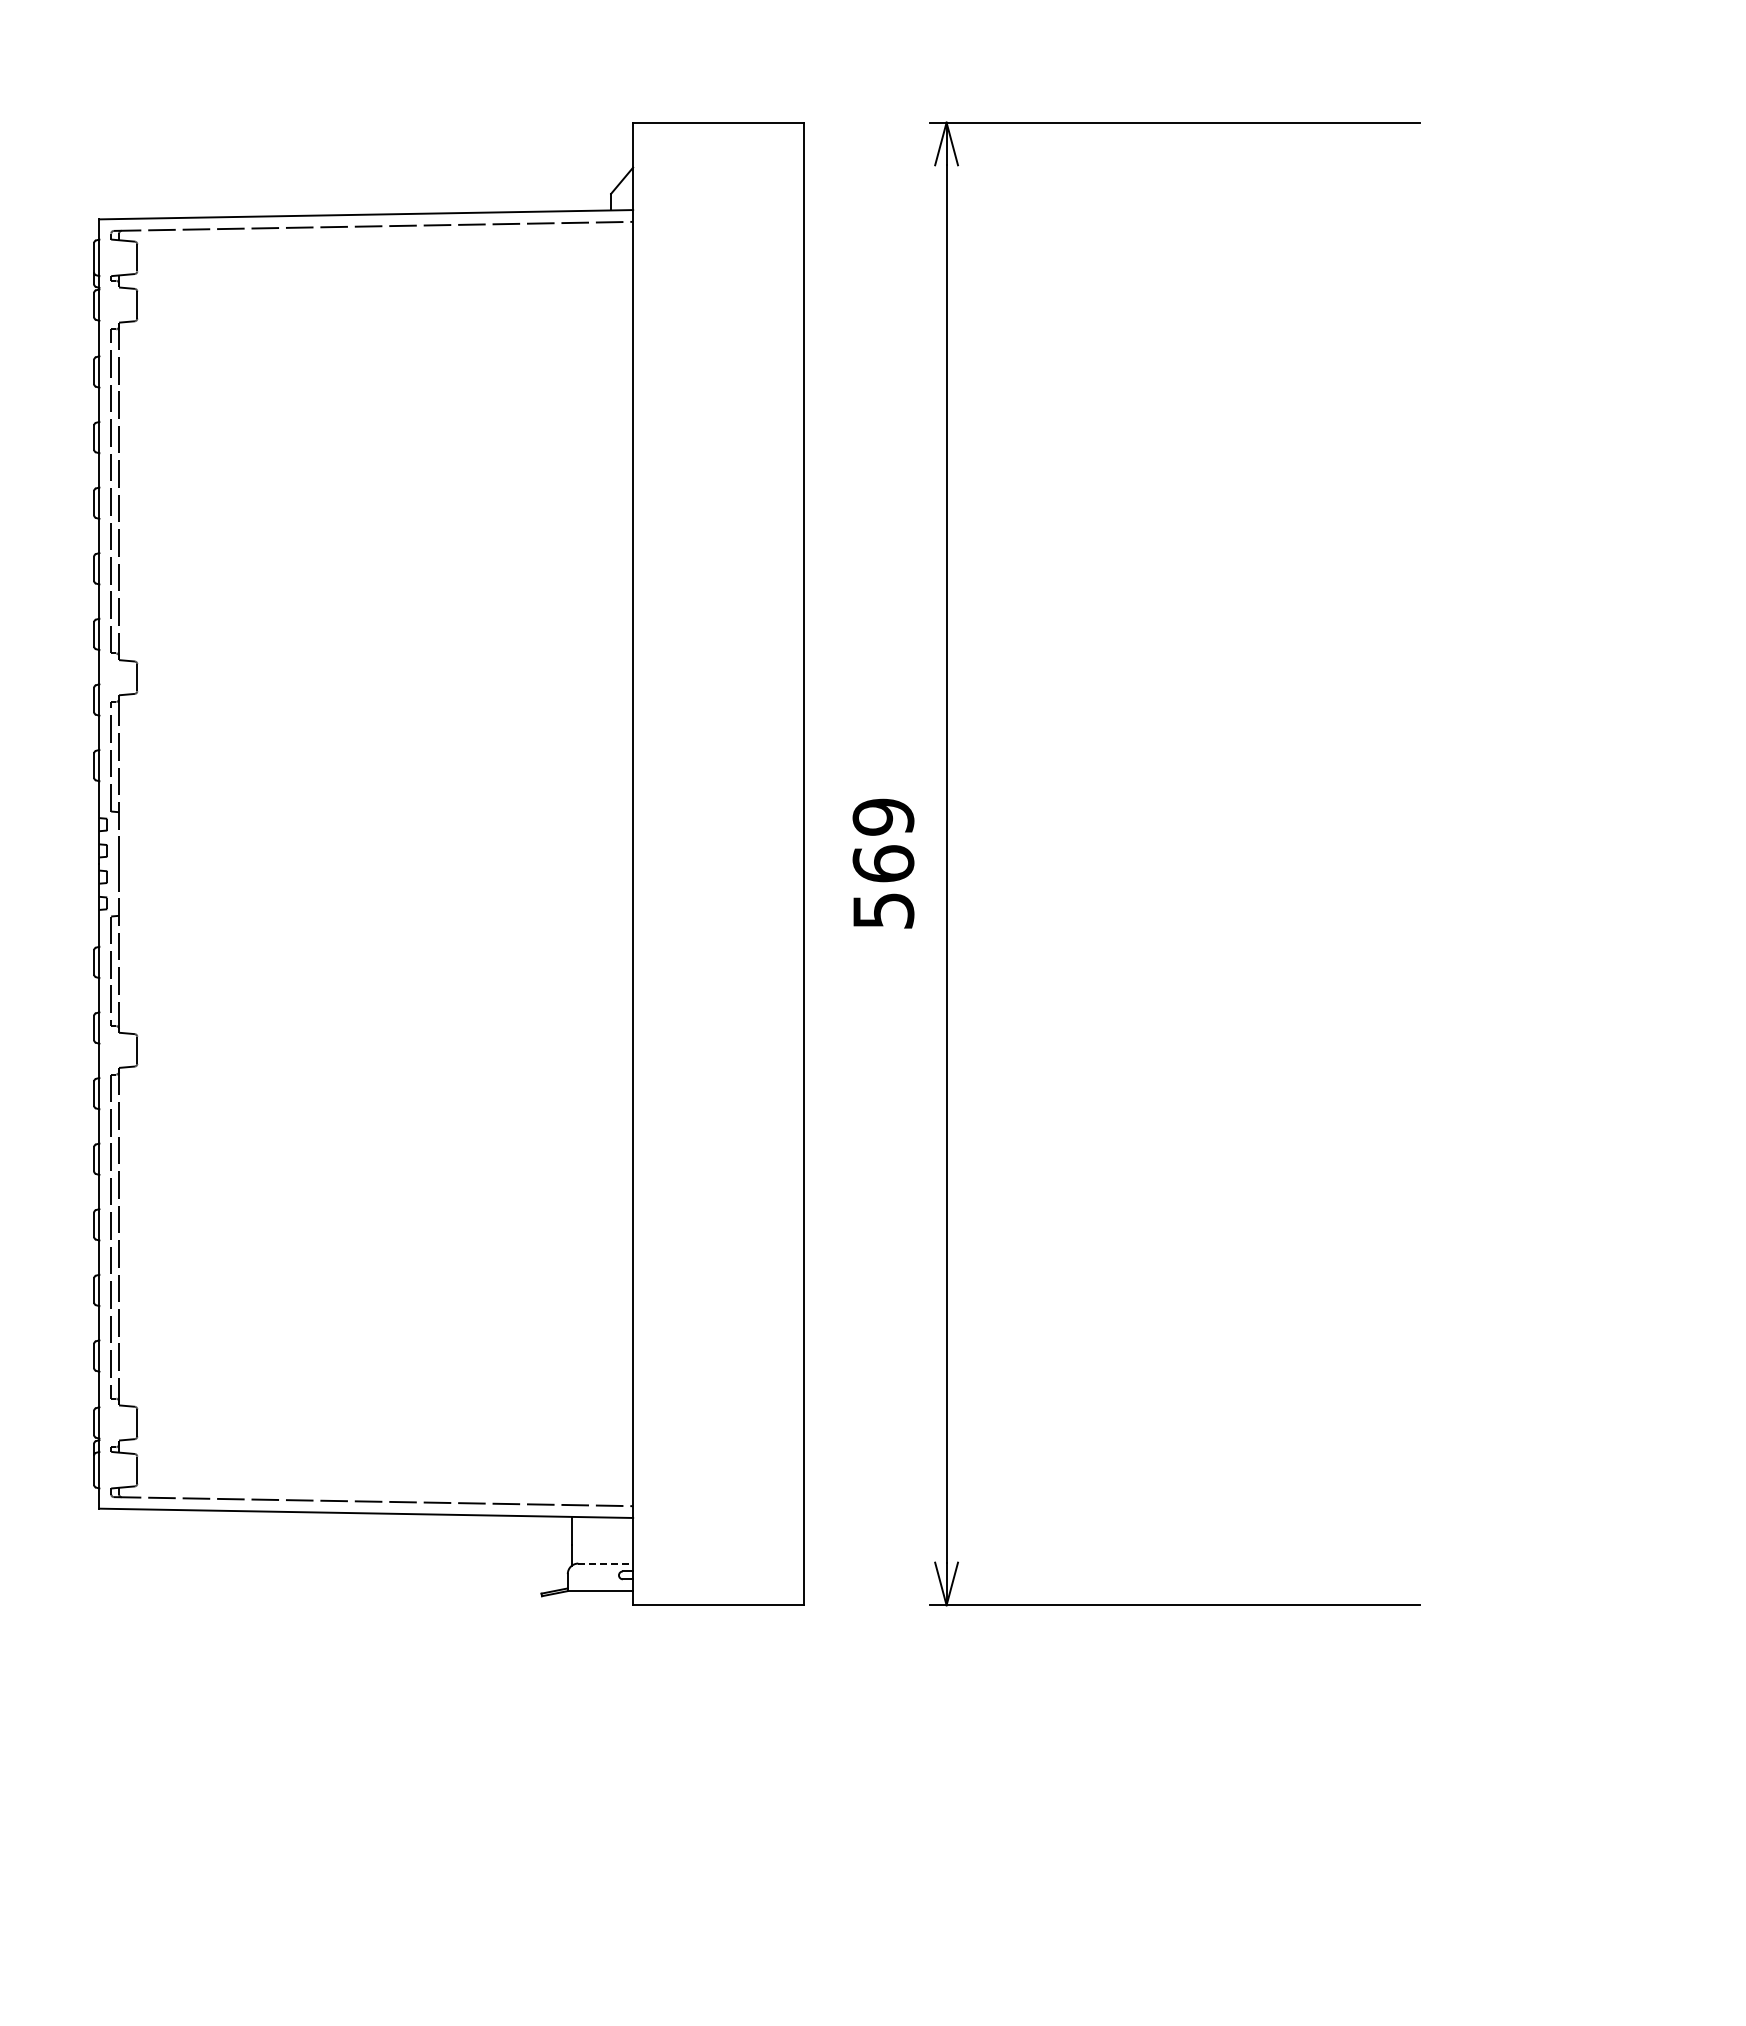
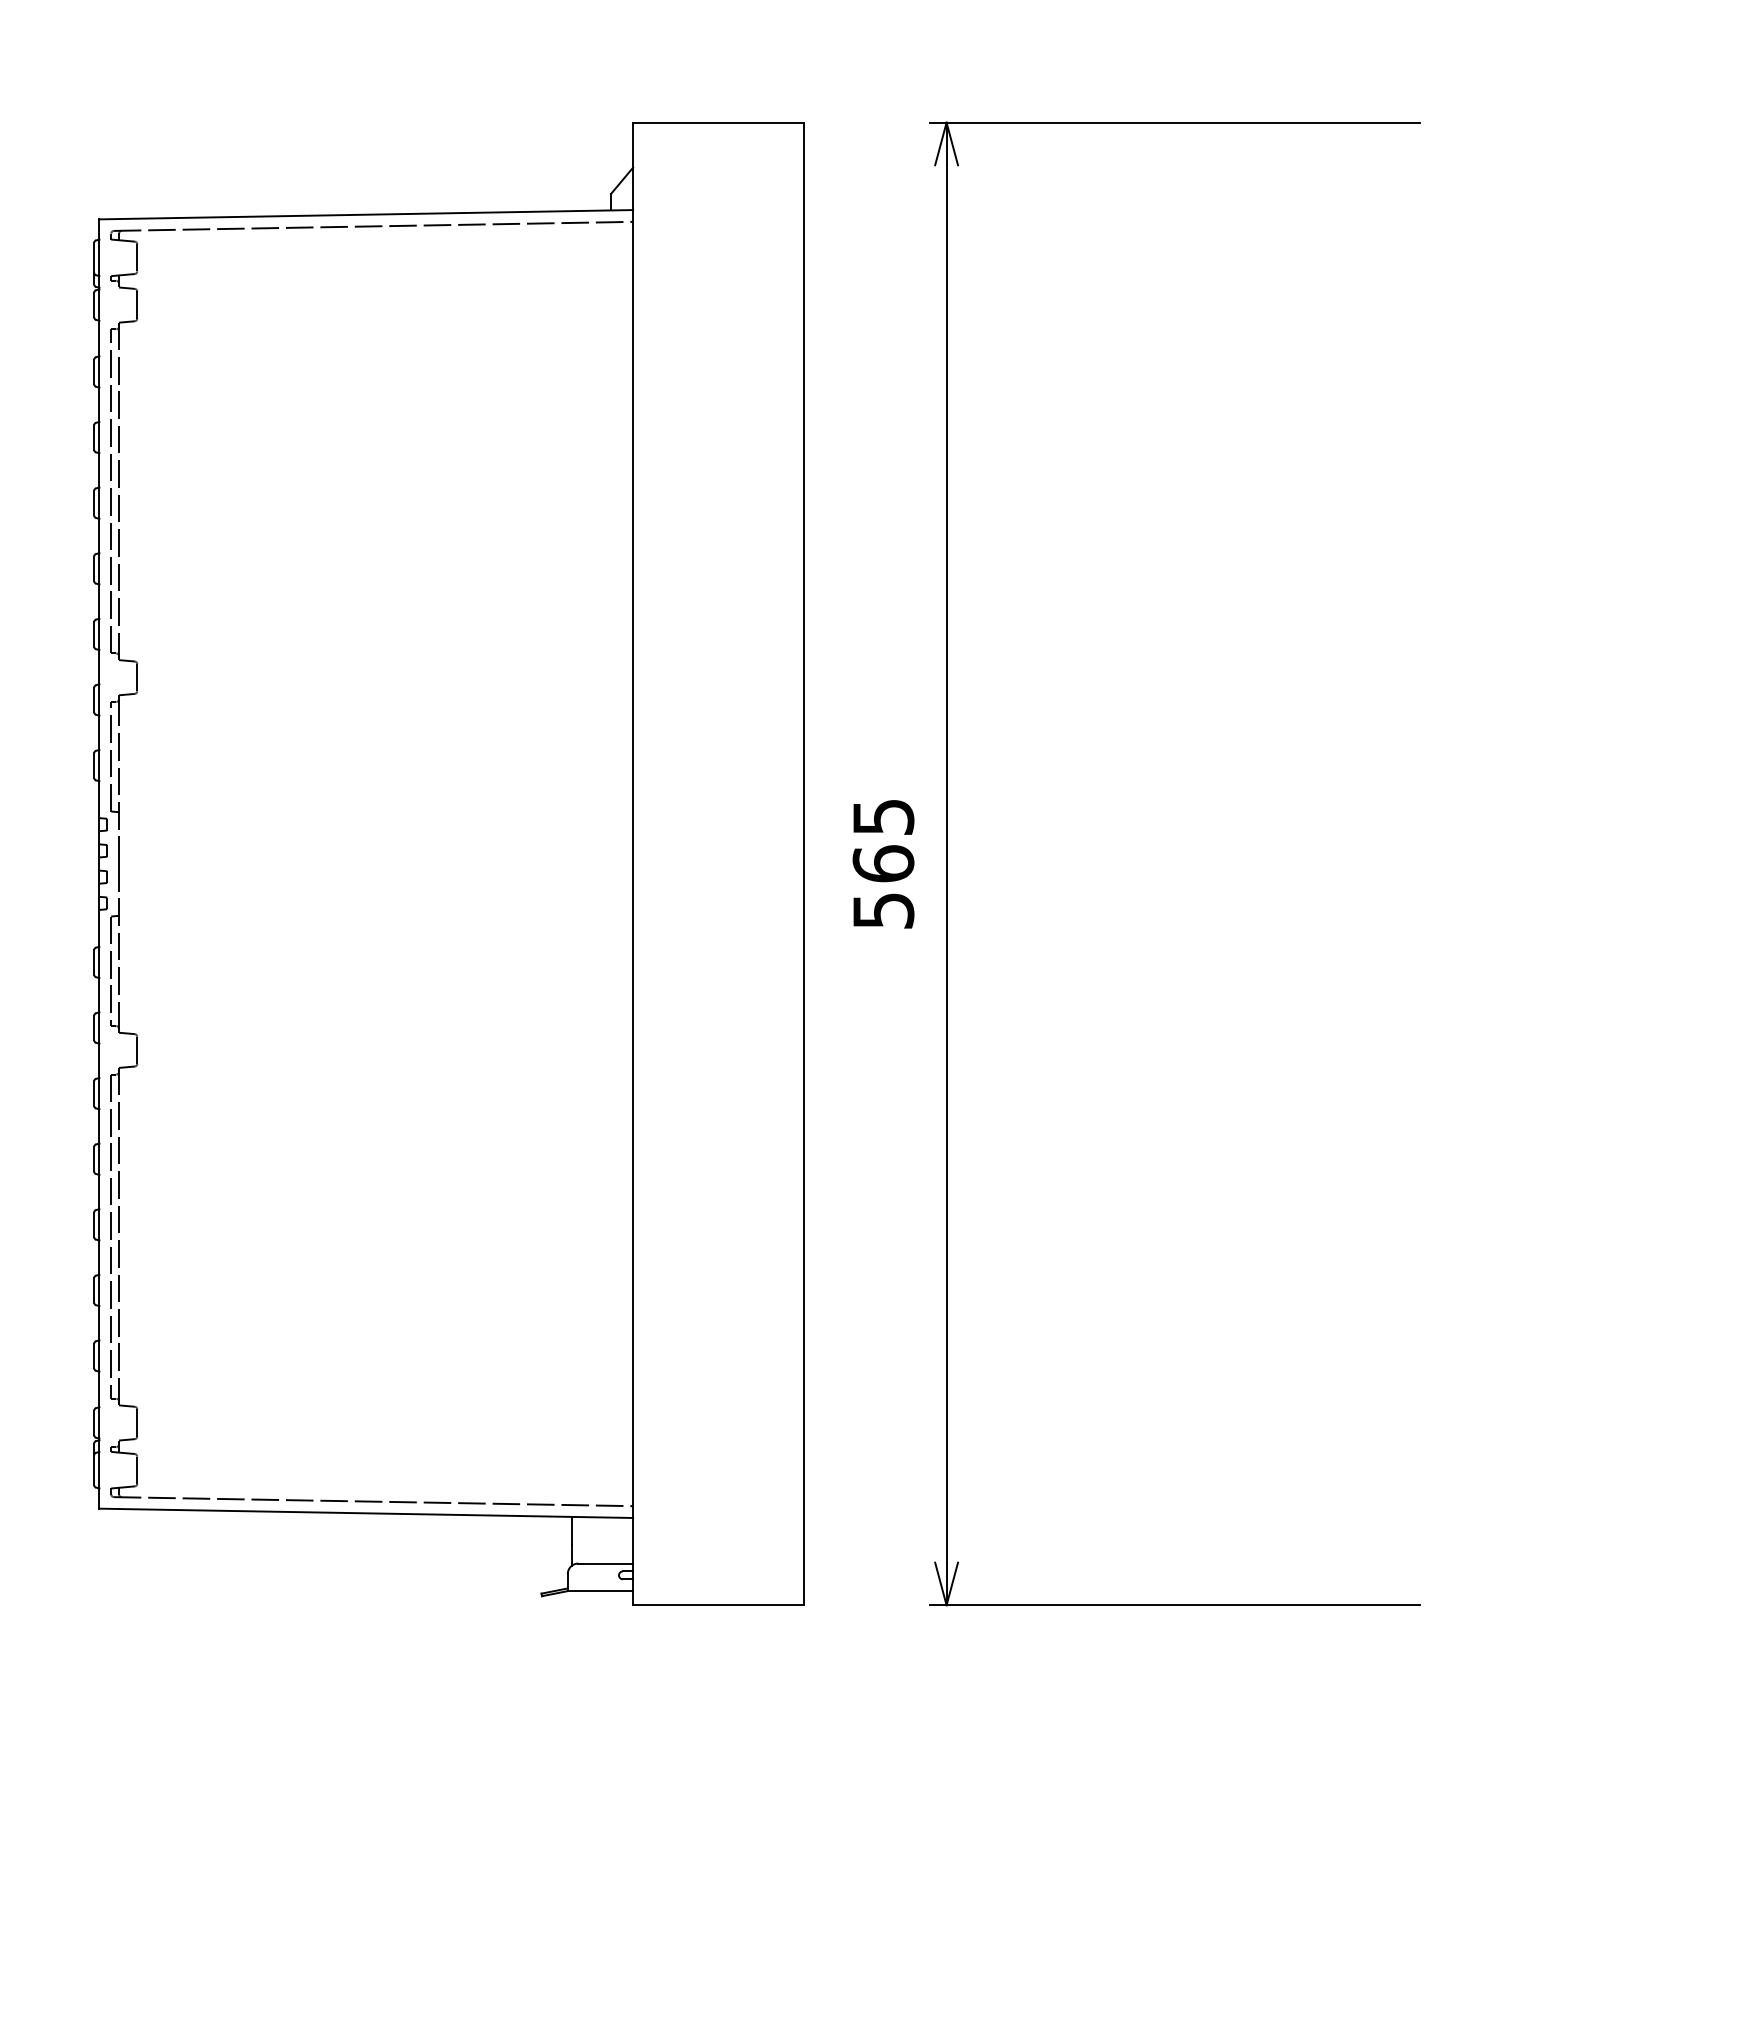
text: 569 -> 565 (883, 816)
line: dashed -> solid (606, 1563)
